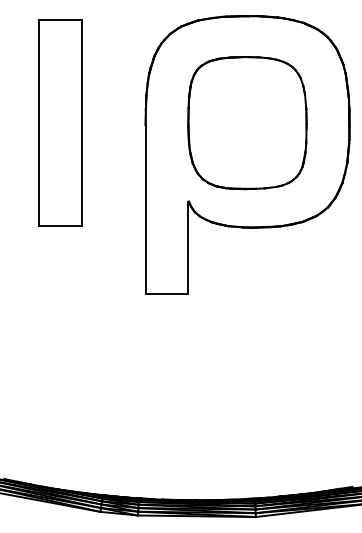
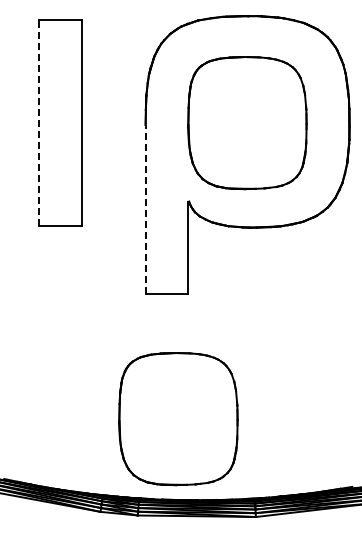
line: solid -> dashed (39, 122)
line: solid -> dashed (145, 208)
part: none -> present (178, 419)
